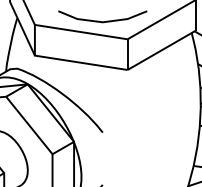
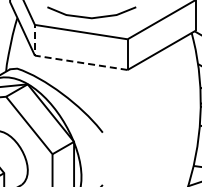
line position: (102, 21) -> (91, 17) (91, 17)
line: solid -> dashed (65, 60)
